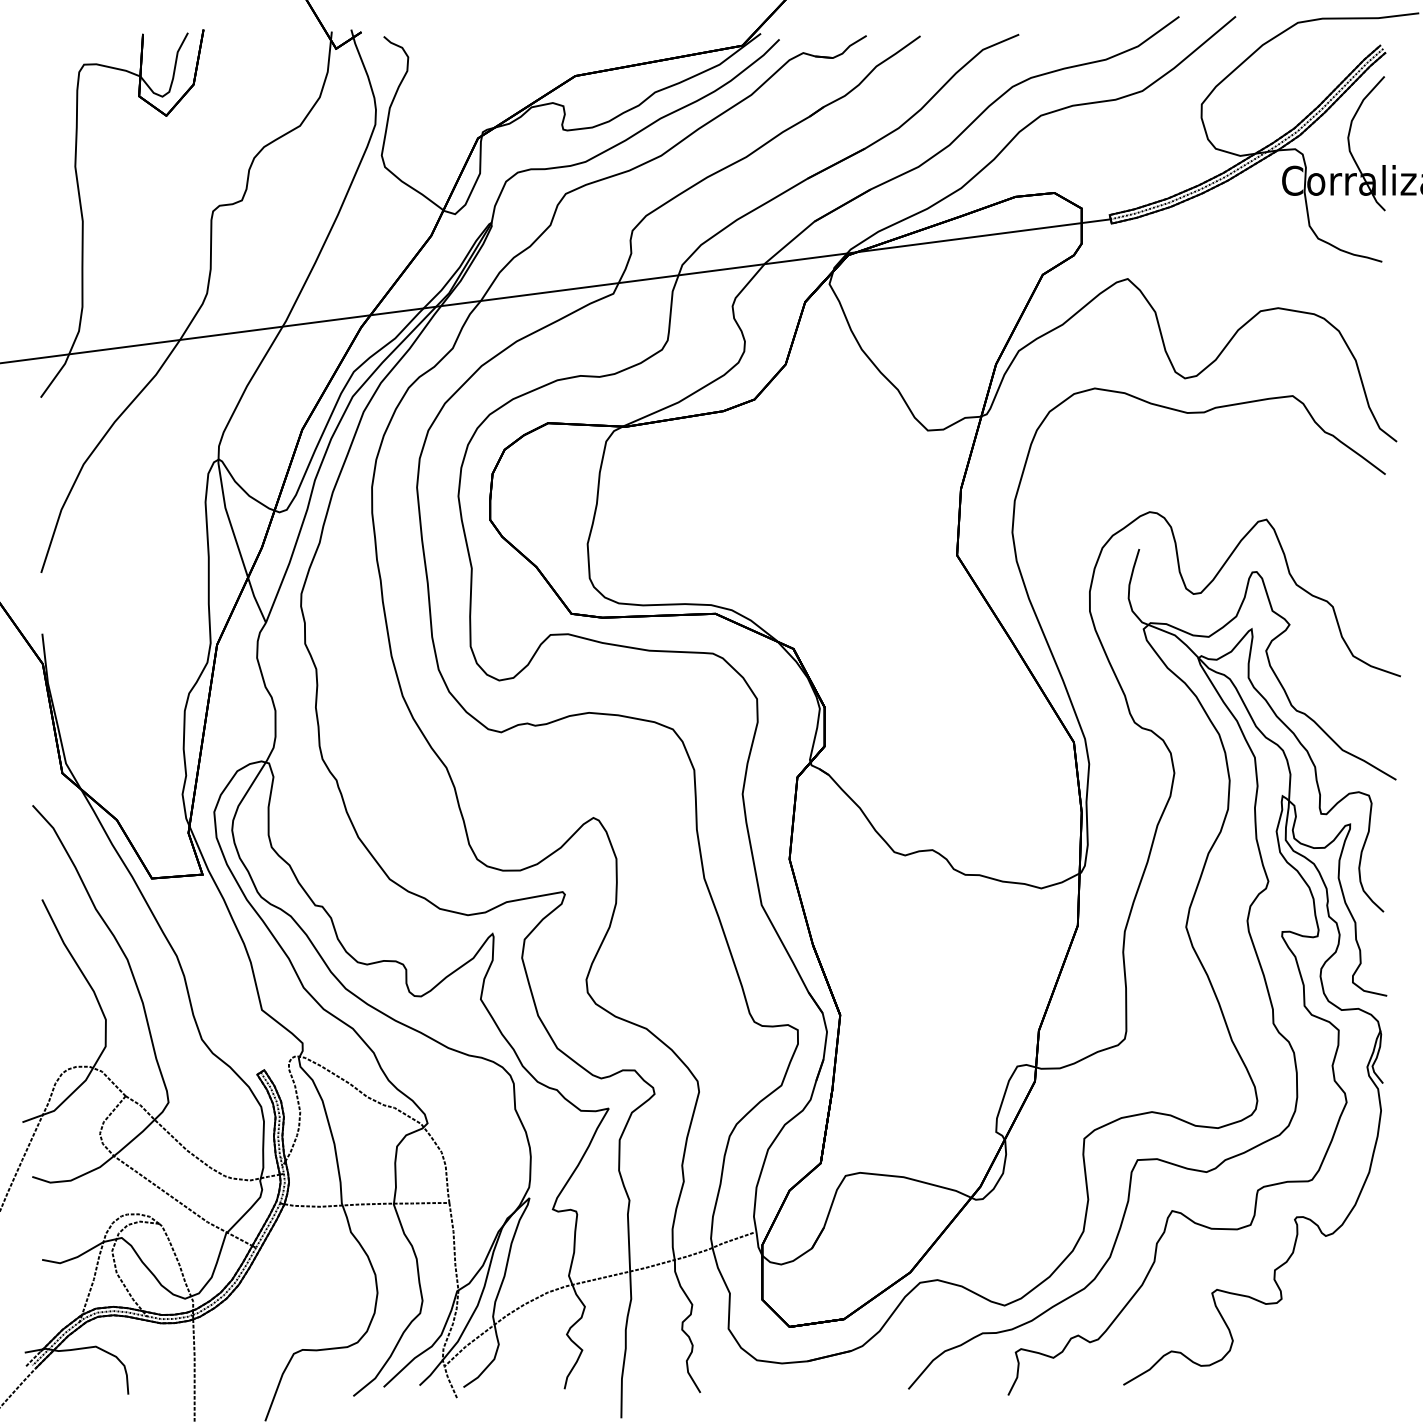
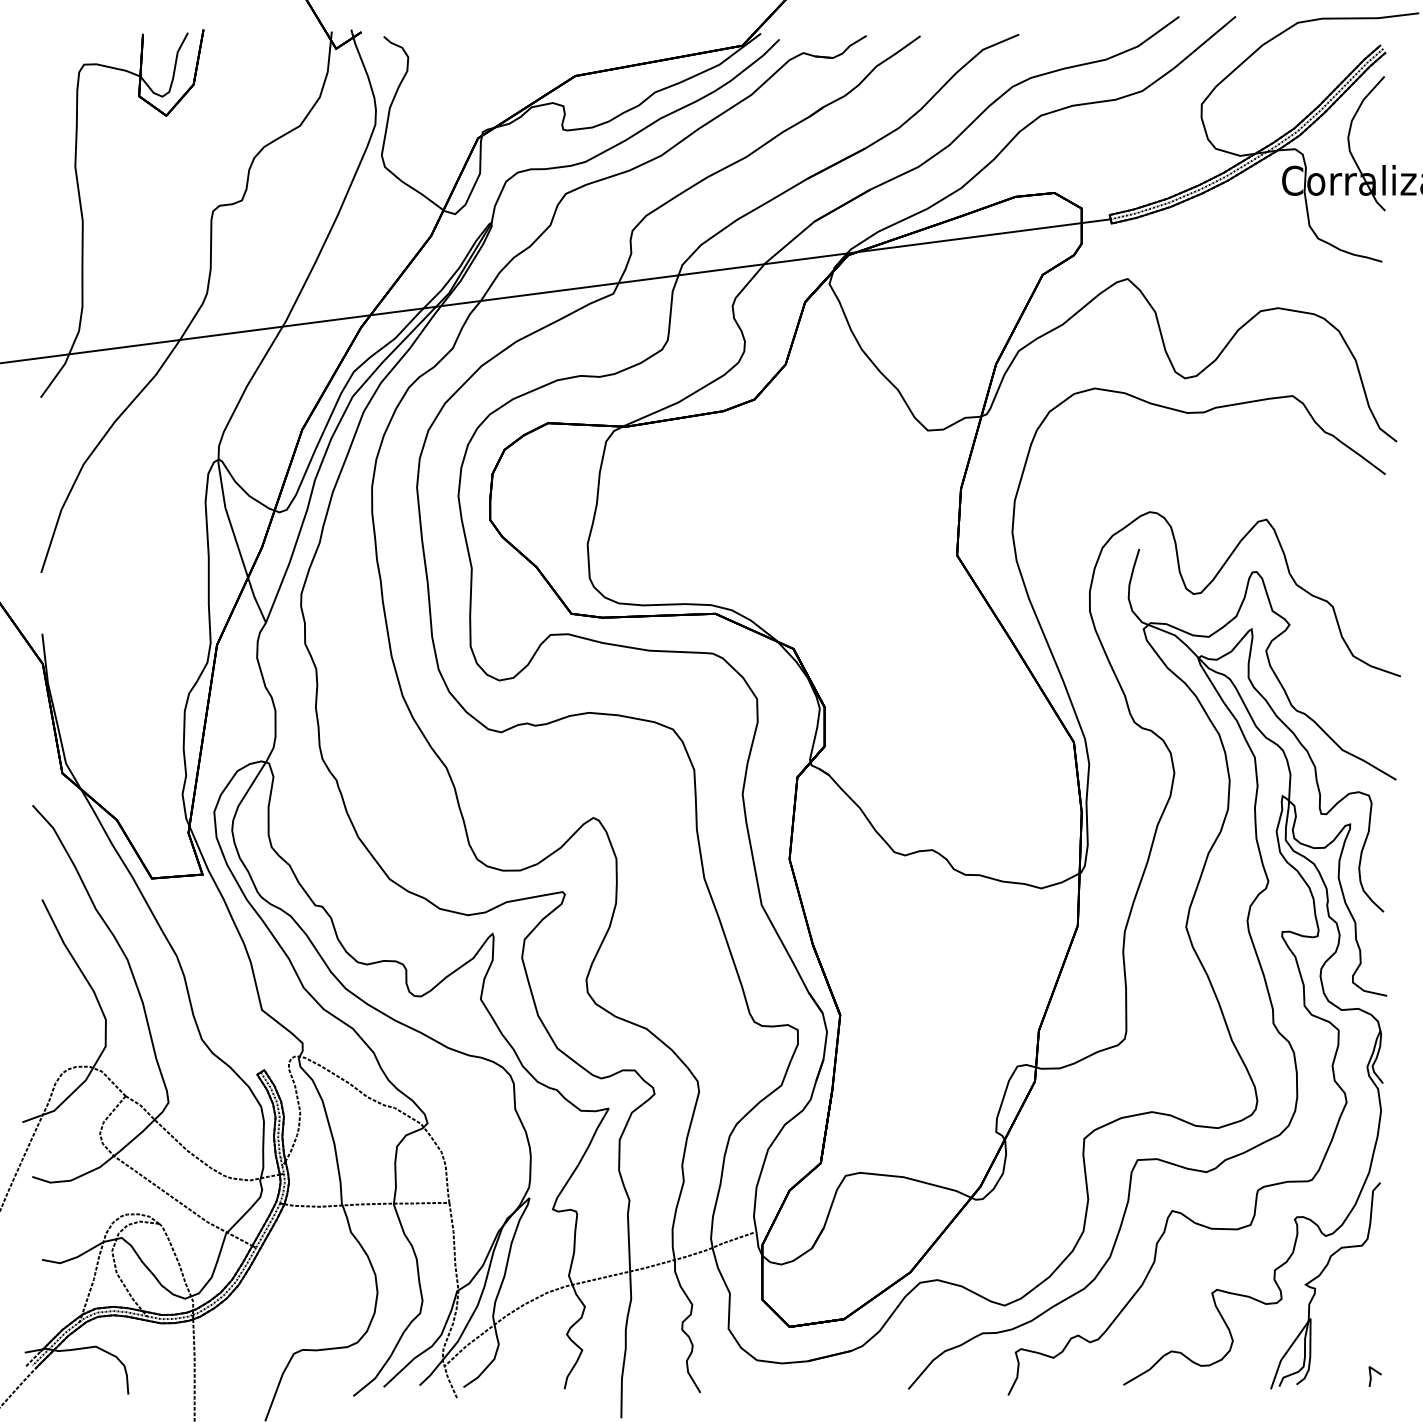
part: none -> present (1316, 1288)
